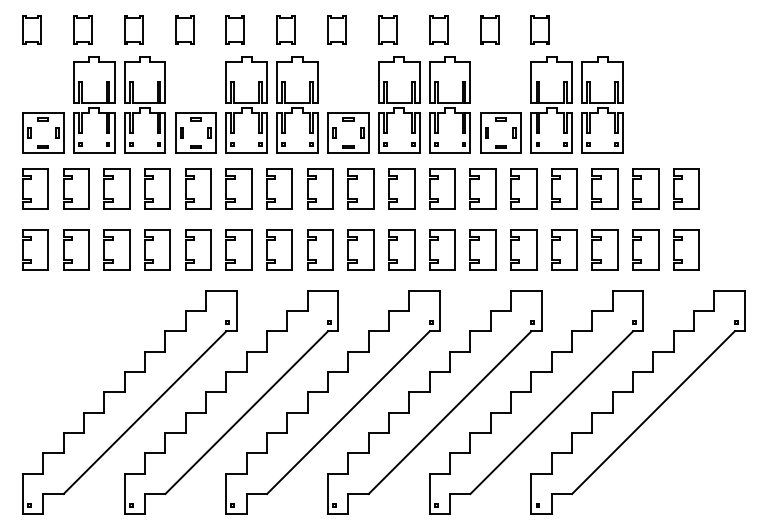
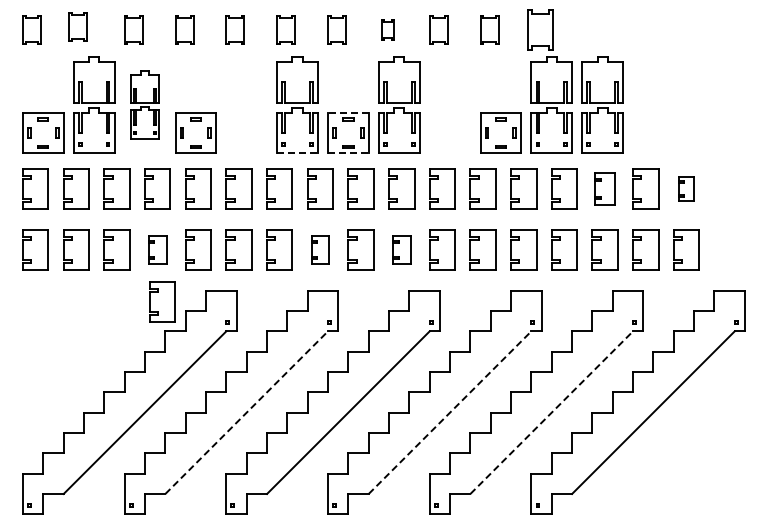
part position: (82, 29) -> (77, 26) (77, 26)
part size: 20x30 px -> 14x22 px (387, 29)
part size: 20x30 px -> 27x42 px (540, 29)
part size: 42x98 px -> 30x70 px (144, 104)
part: present -> none (246, 104)
part: present -> none (449, 104)
line: solid -> dashed (347, 112)
line: solid -> dashed (298, 153)
line: solid -> dashed (348, 153)
part size: 28x42 px -> 22x34 px (604, 188)
part size: 27x42 px -> 17x26 px (686, 188)
part size: 27x42 px -> 20x30 px (157, 249)
part size: 27x42 px -> 19x30 px (320, 249)
part size: 28x42 px -> 20x30 px (401, 249)
part: none -> present (162, 301)
line: solid -> dashed (247, 412)
line: solid -> dashed (450, 412)
line: solid -> dashed (552, 412)
